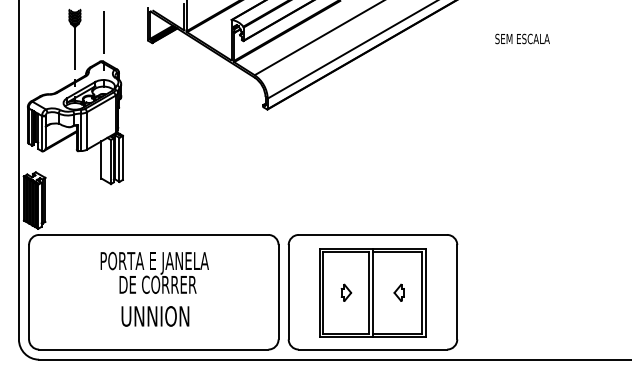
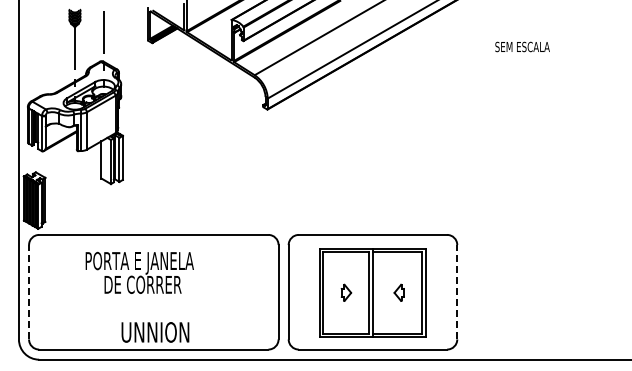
text position: (522, 38) -> (522, 46) (522, 46)
text position: (154, 272) -> (139, 272) (139, 272)
line: solid -> dashed (29, 291)
line: solid -> dashed (457, 291)
text position: (155, 316) -> (155, 332) (155, 332)
